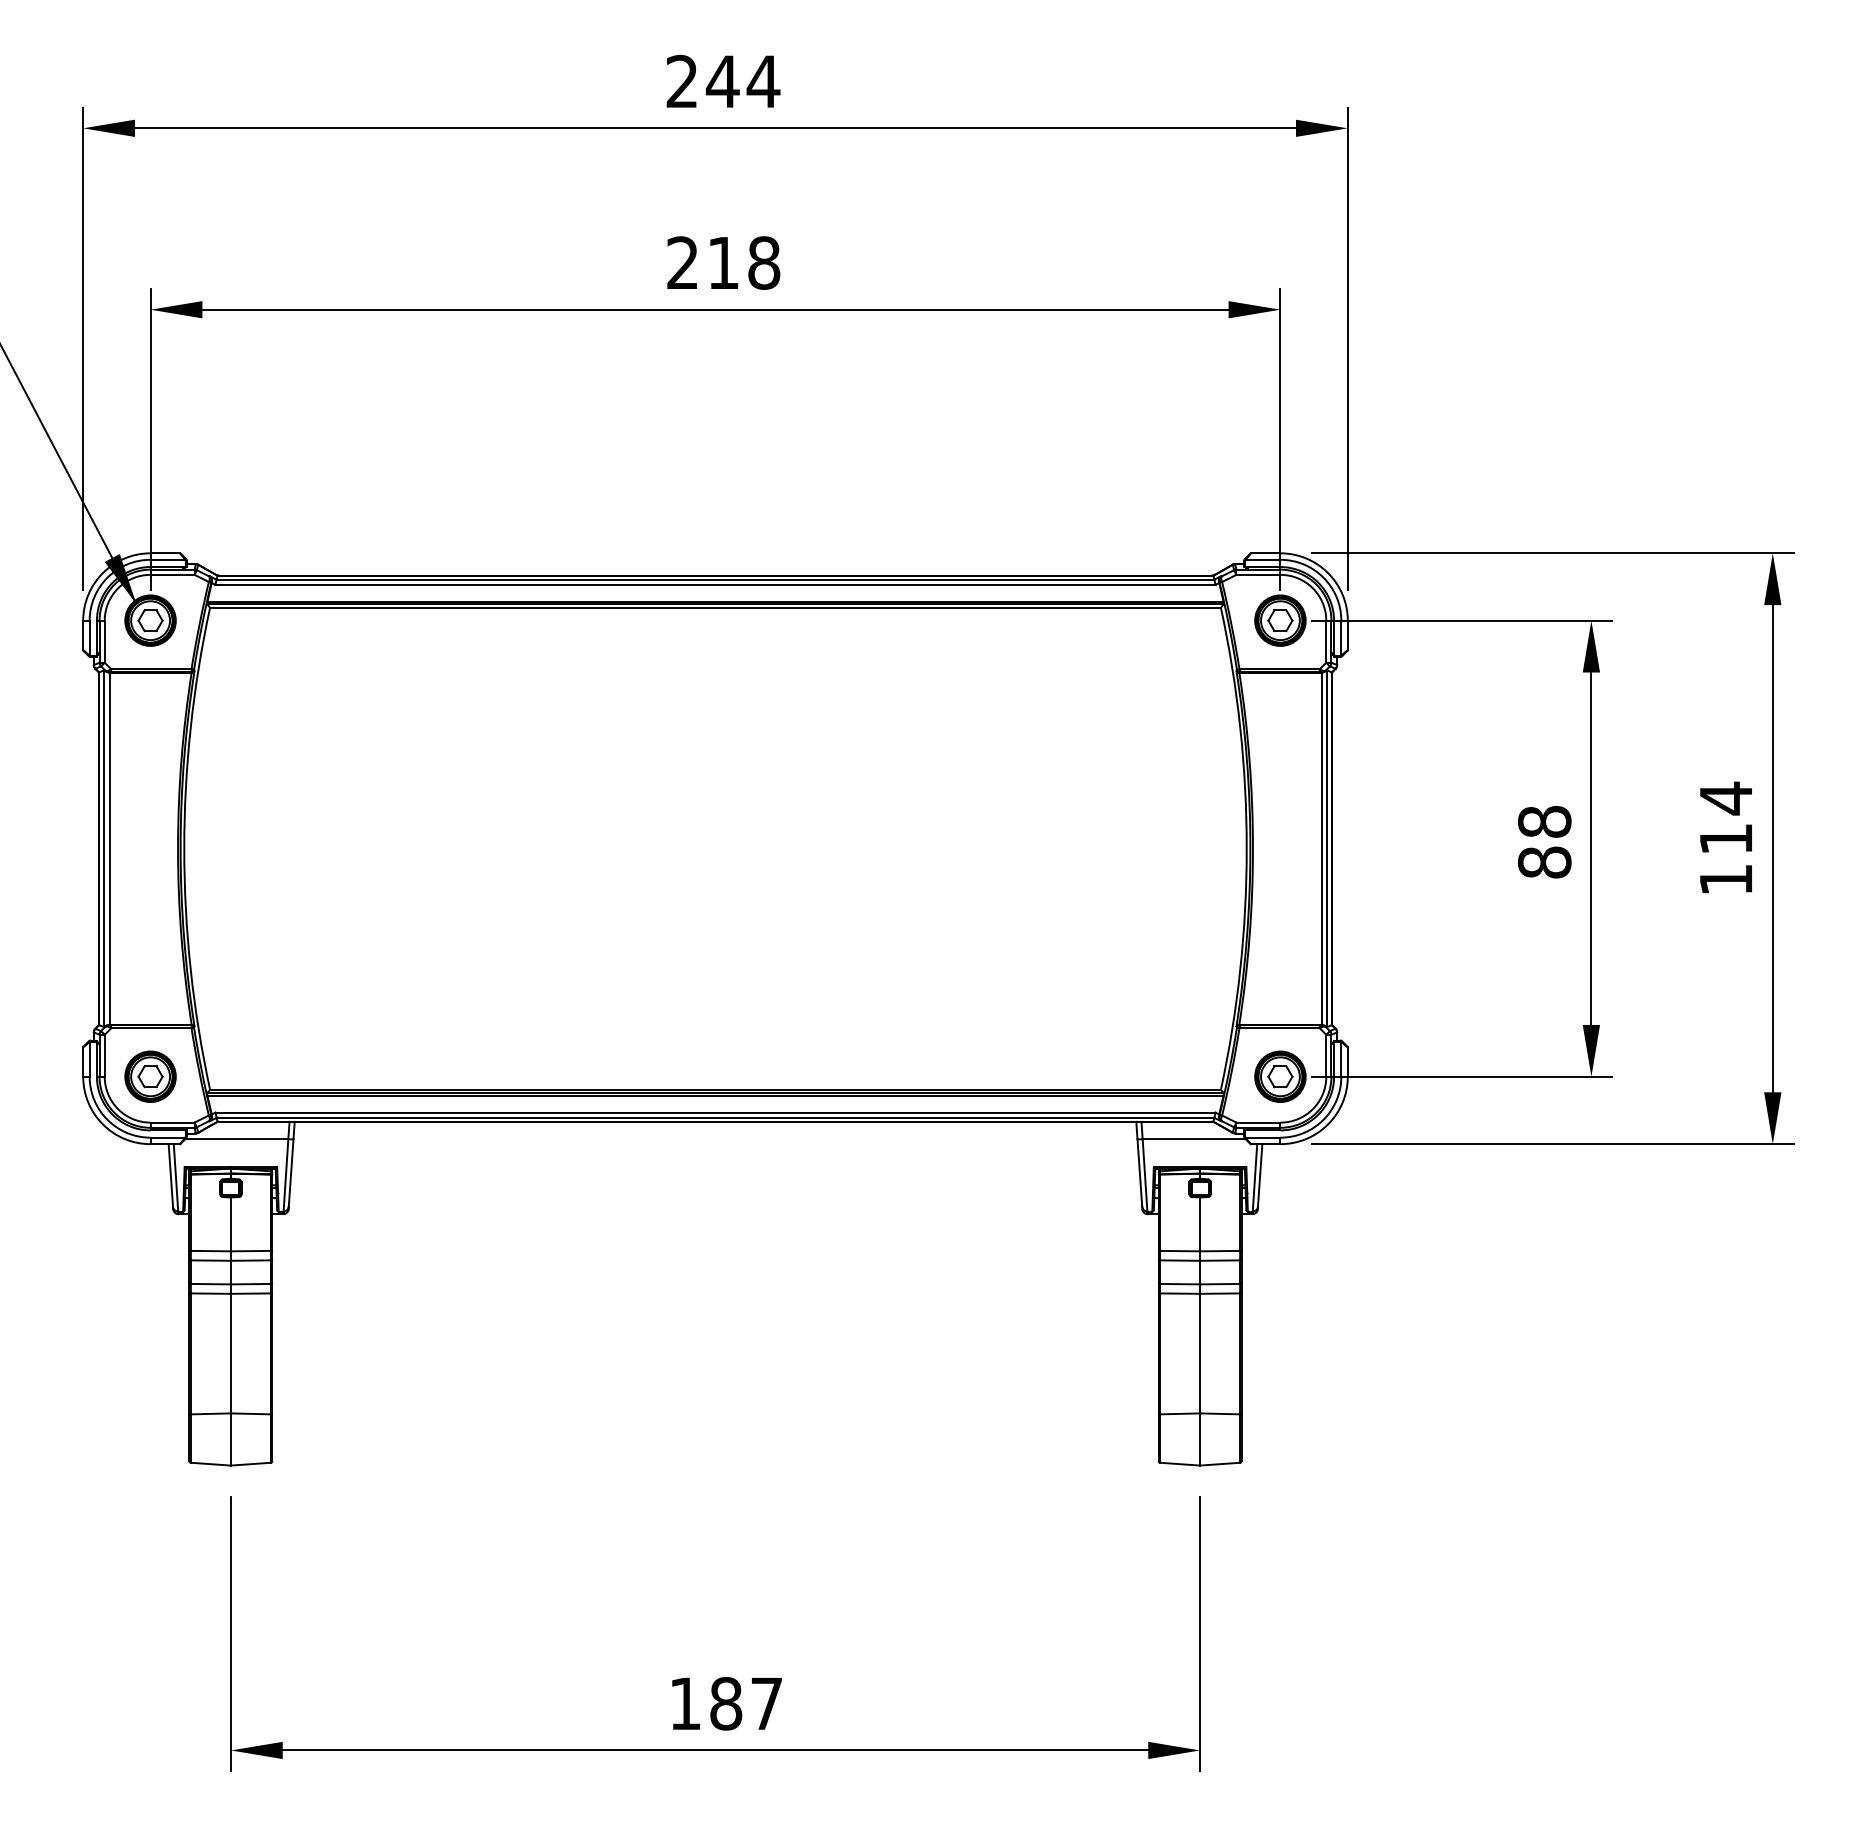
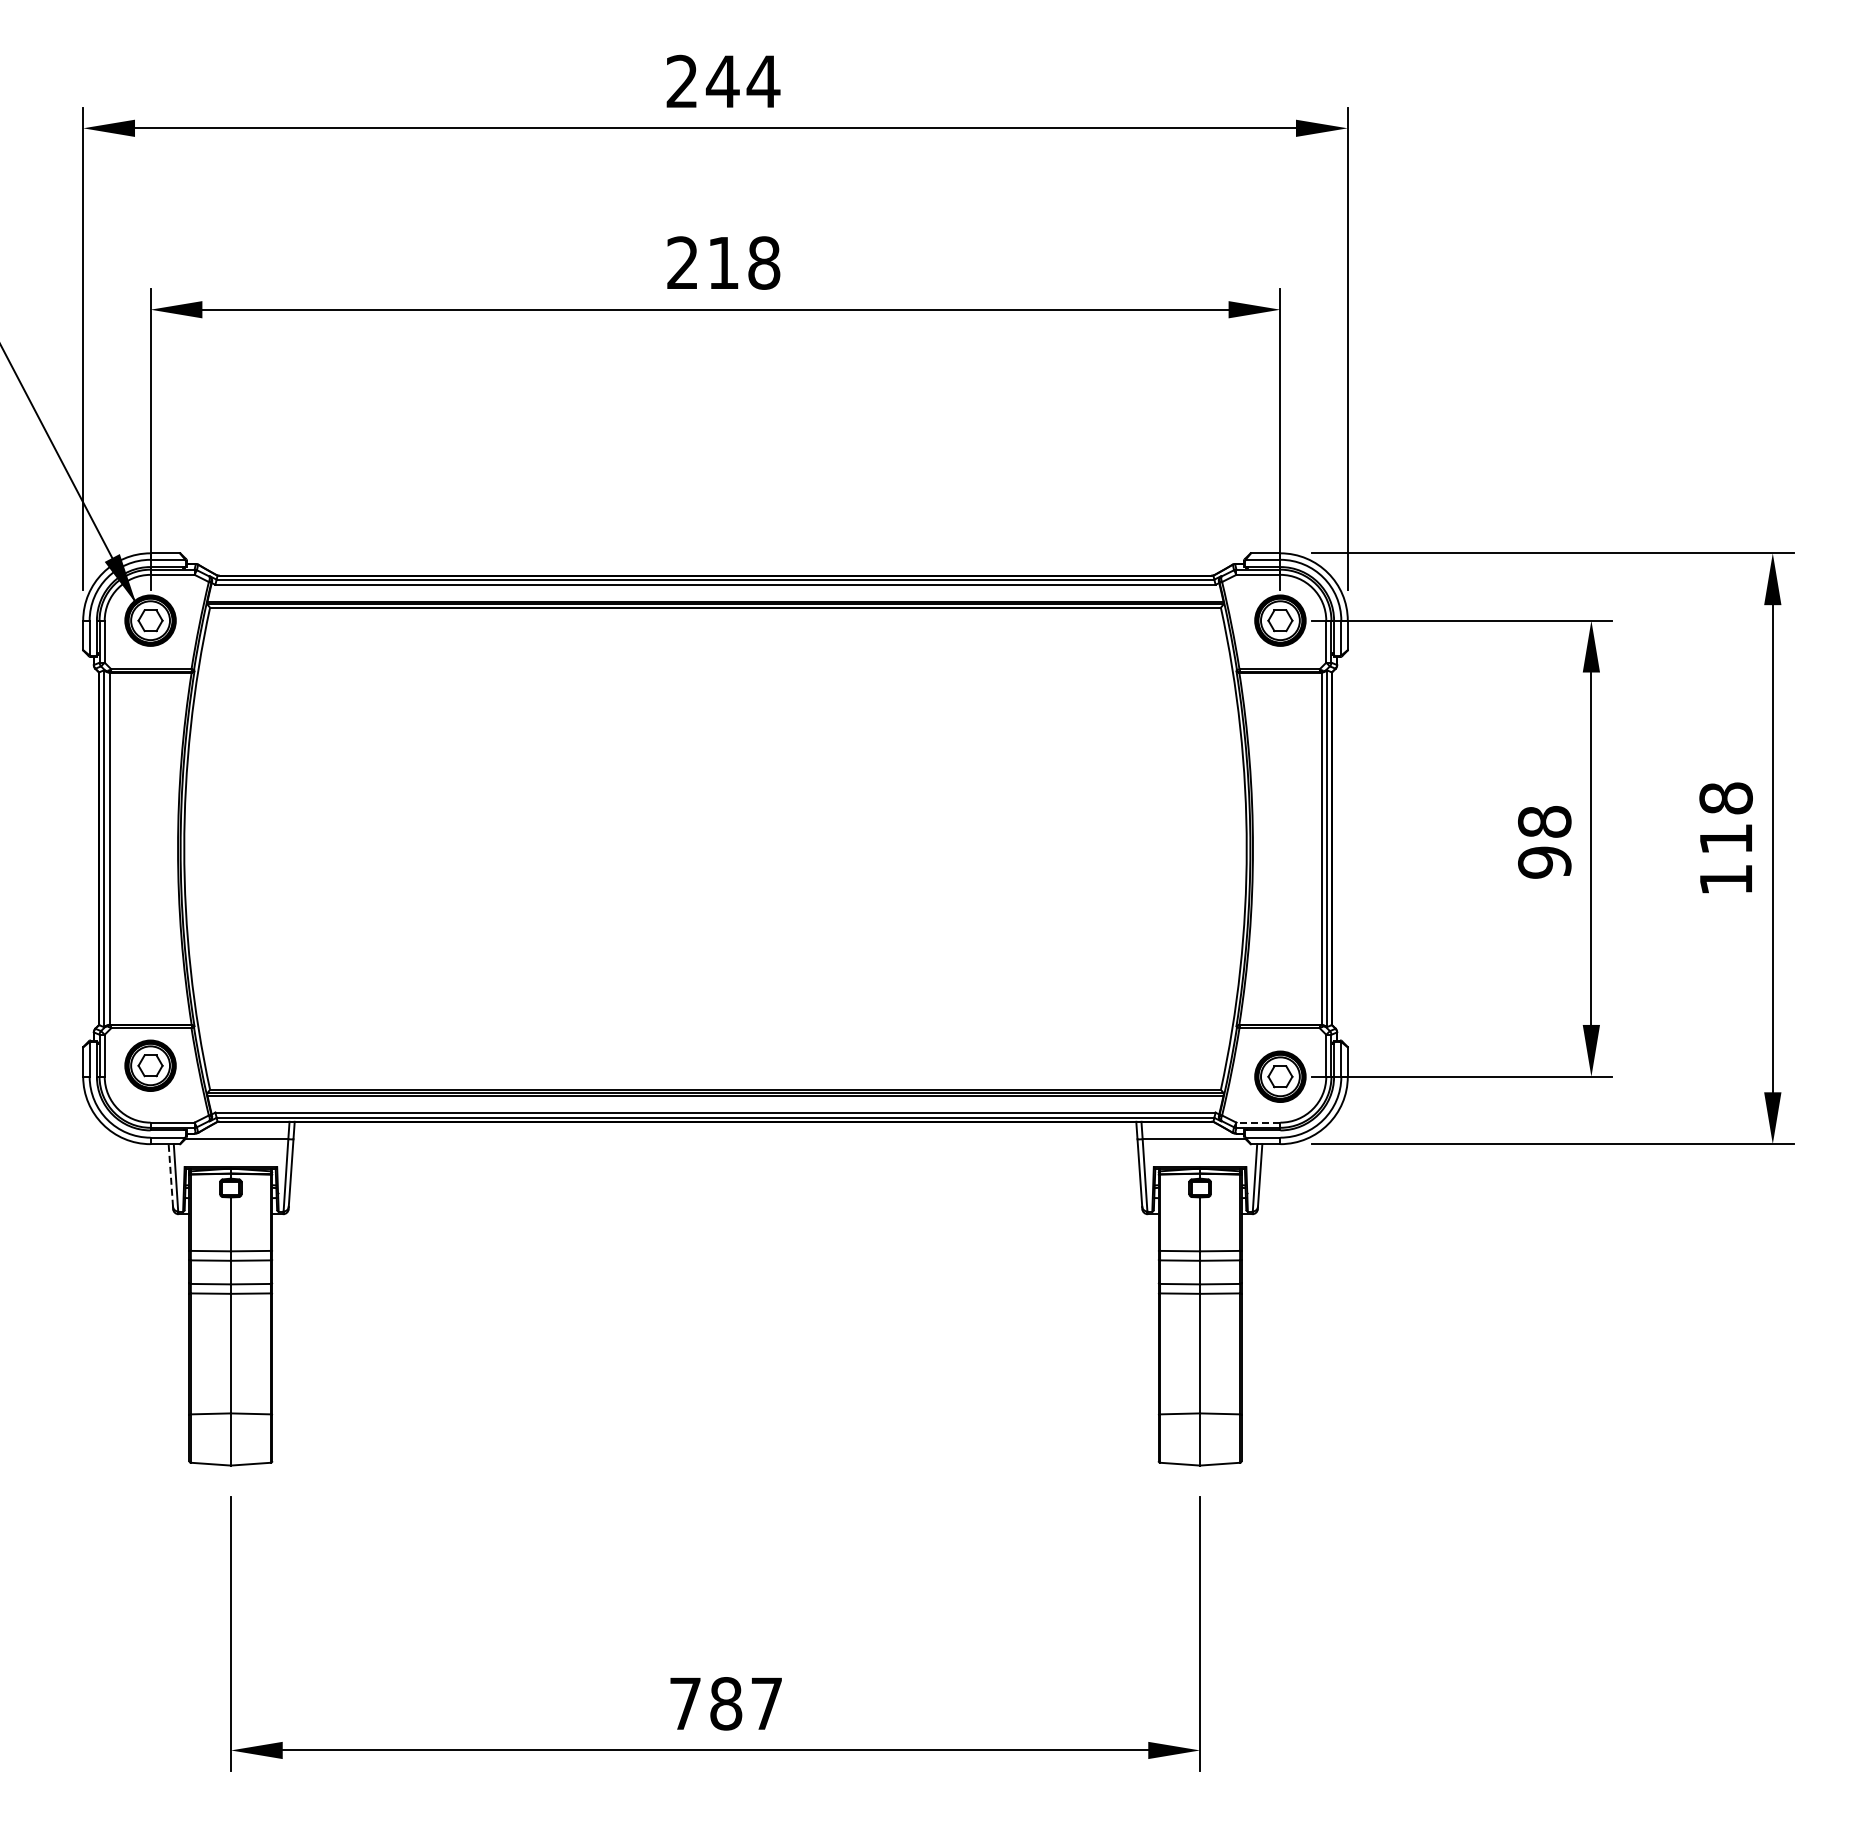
text: 114 -> 118 (1725, 798)
text: 88 -> 98 (1544, 862)
part position: (150, 1076) -> (150, 1065) (150, 1065)
line: solid -> dashed (1257, 1122)
line: solid -> dashed (170, 1174)
text: 187 -> 787 (685, 1703)
